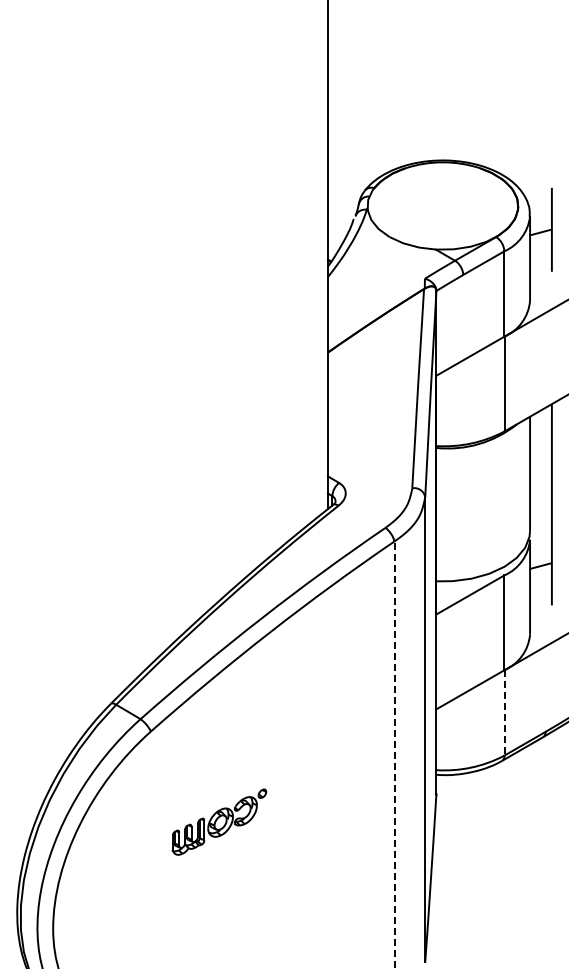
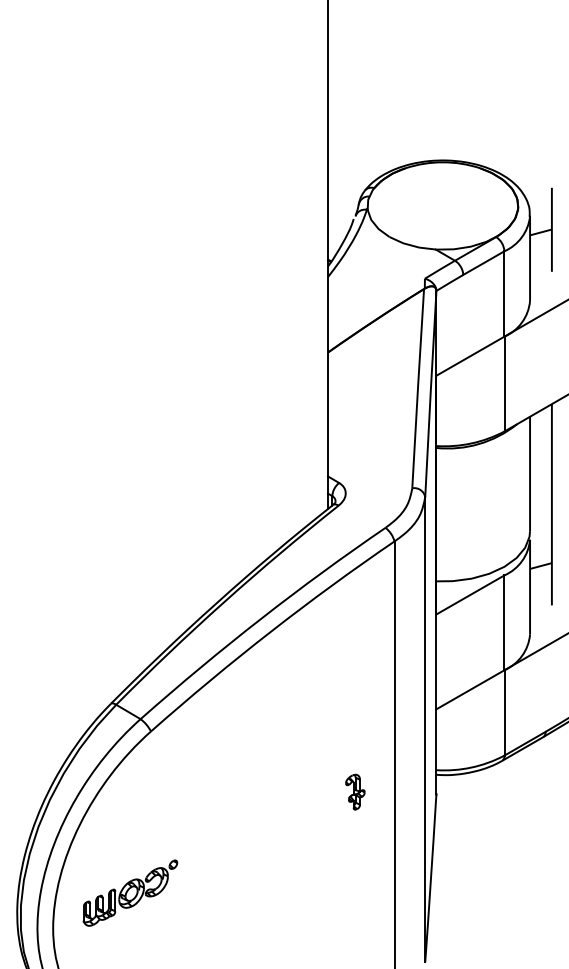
line: dashed -> solid (504, 712)
line: dashed -> solid (394, 754)
part: none -> present (355, 791)
part position: (219, 821) -> (130, 892) (130, 892)
